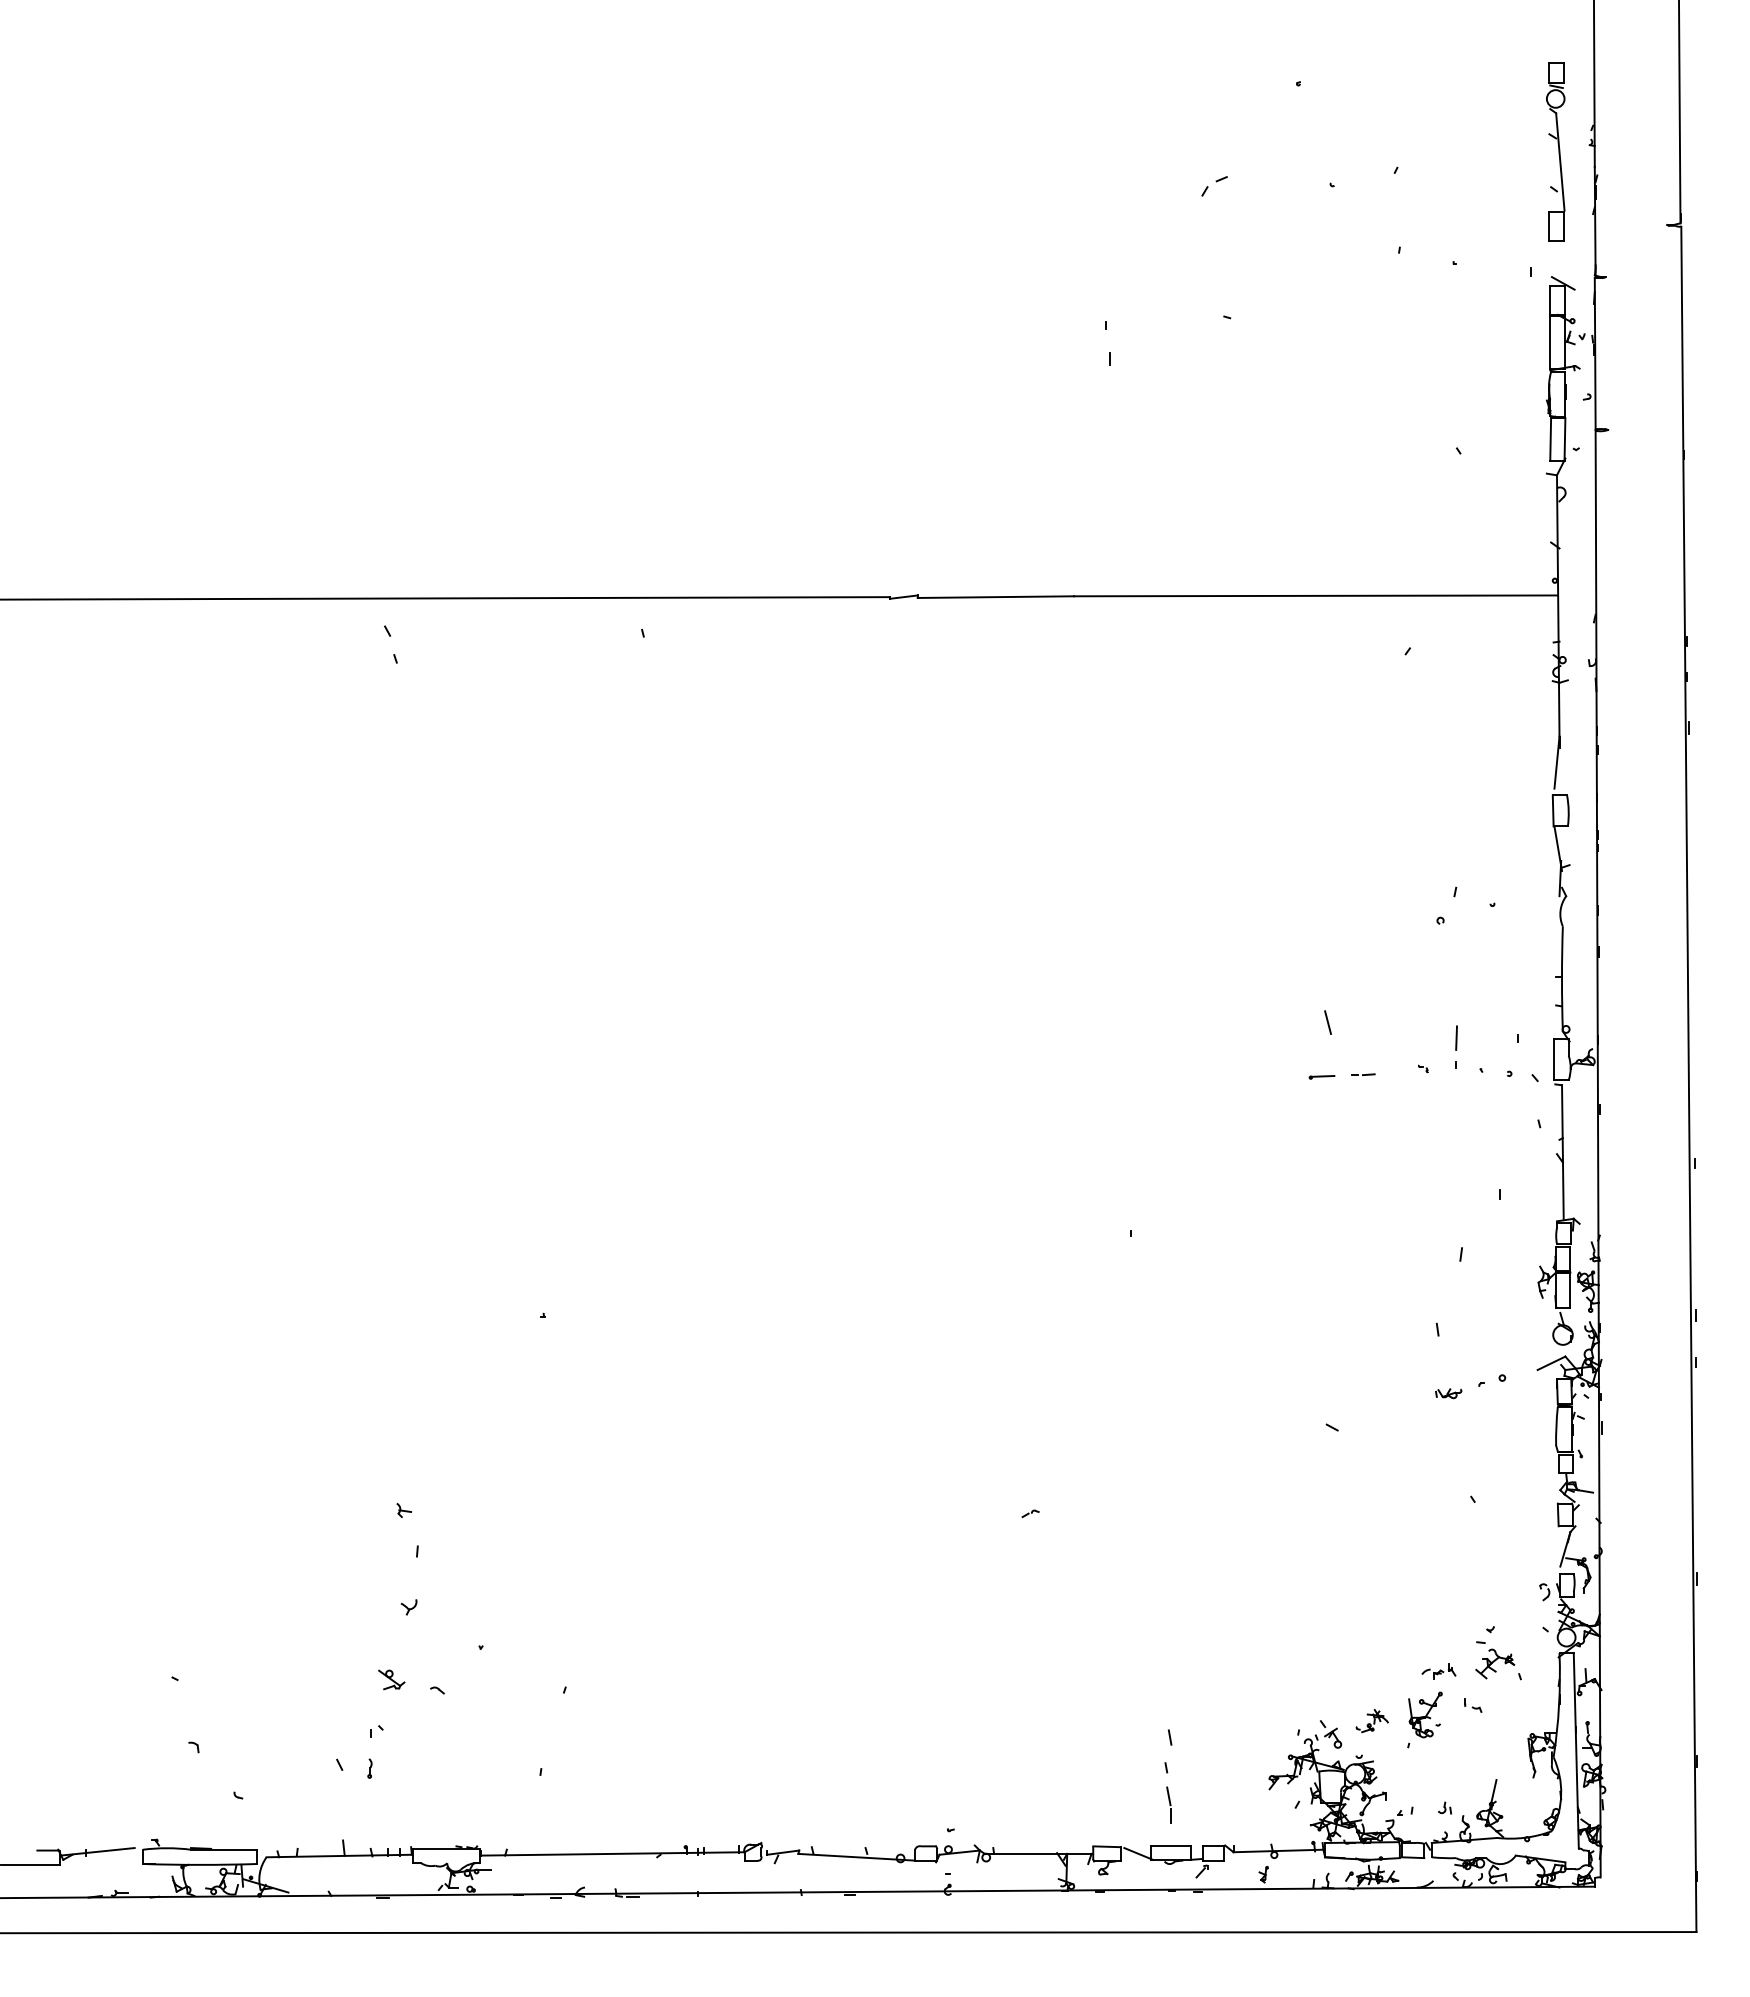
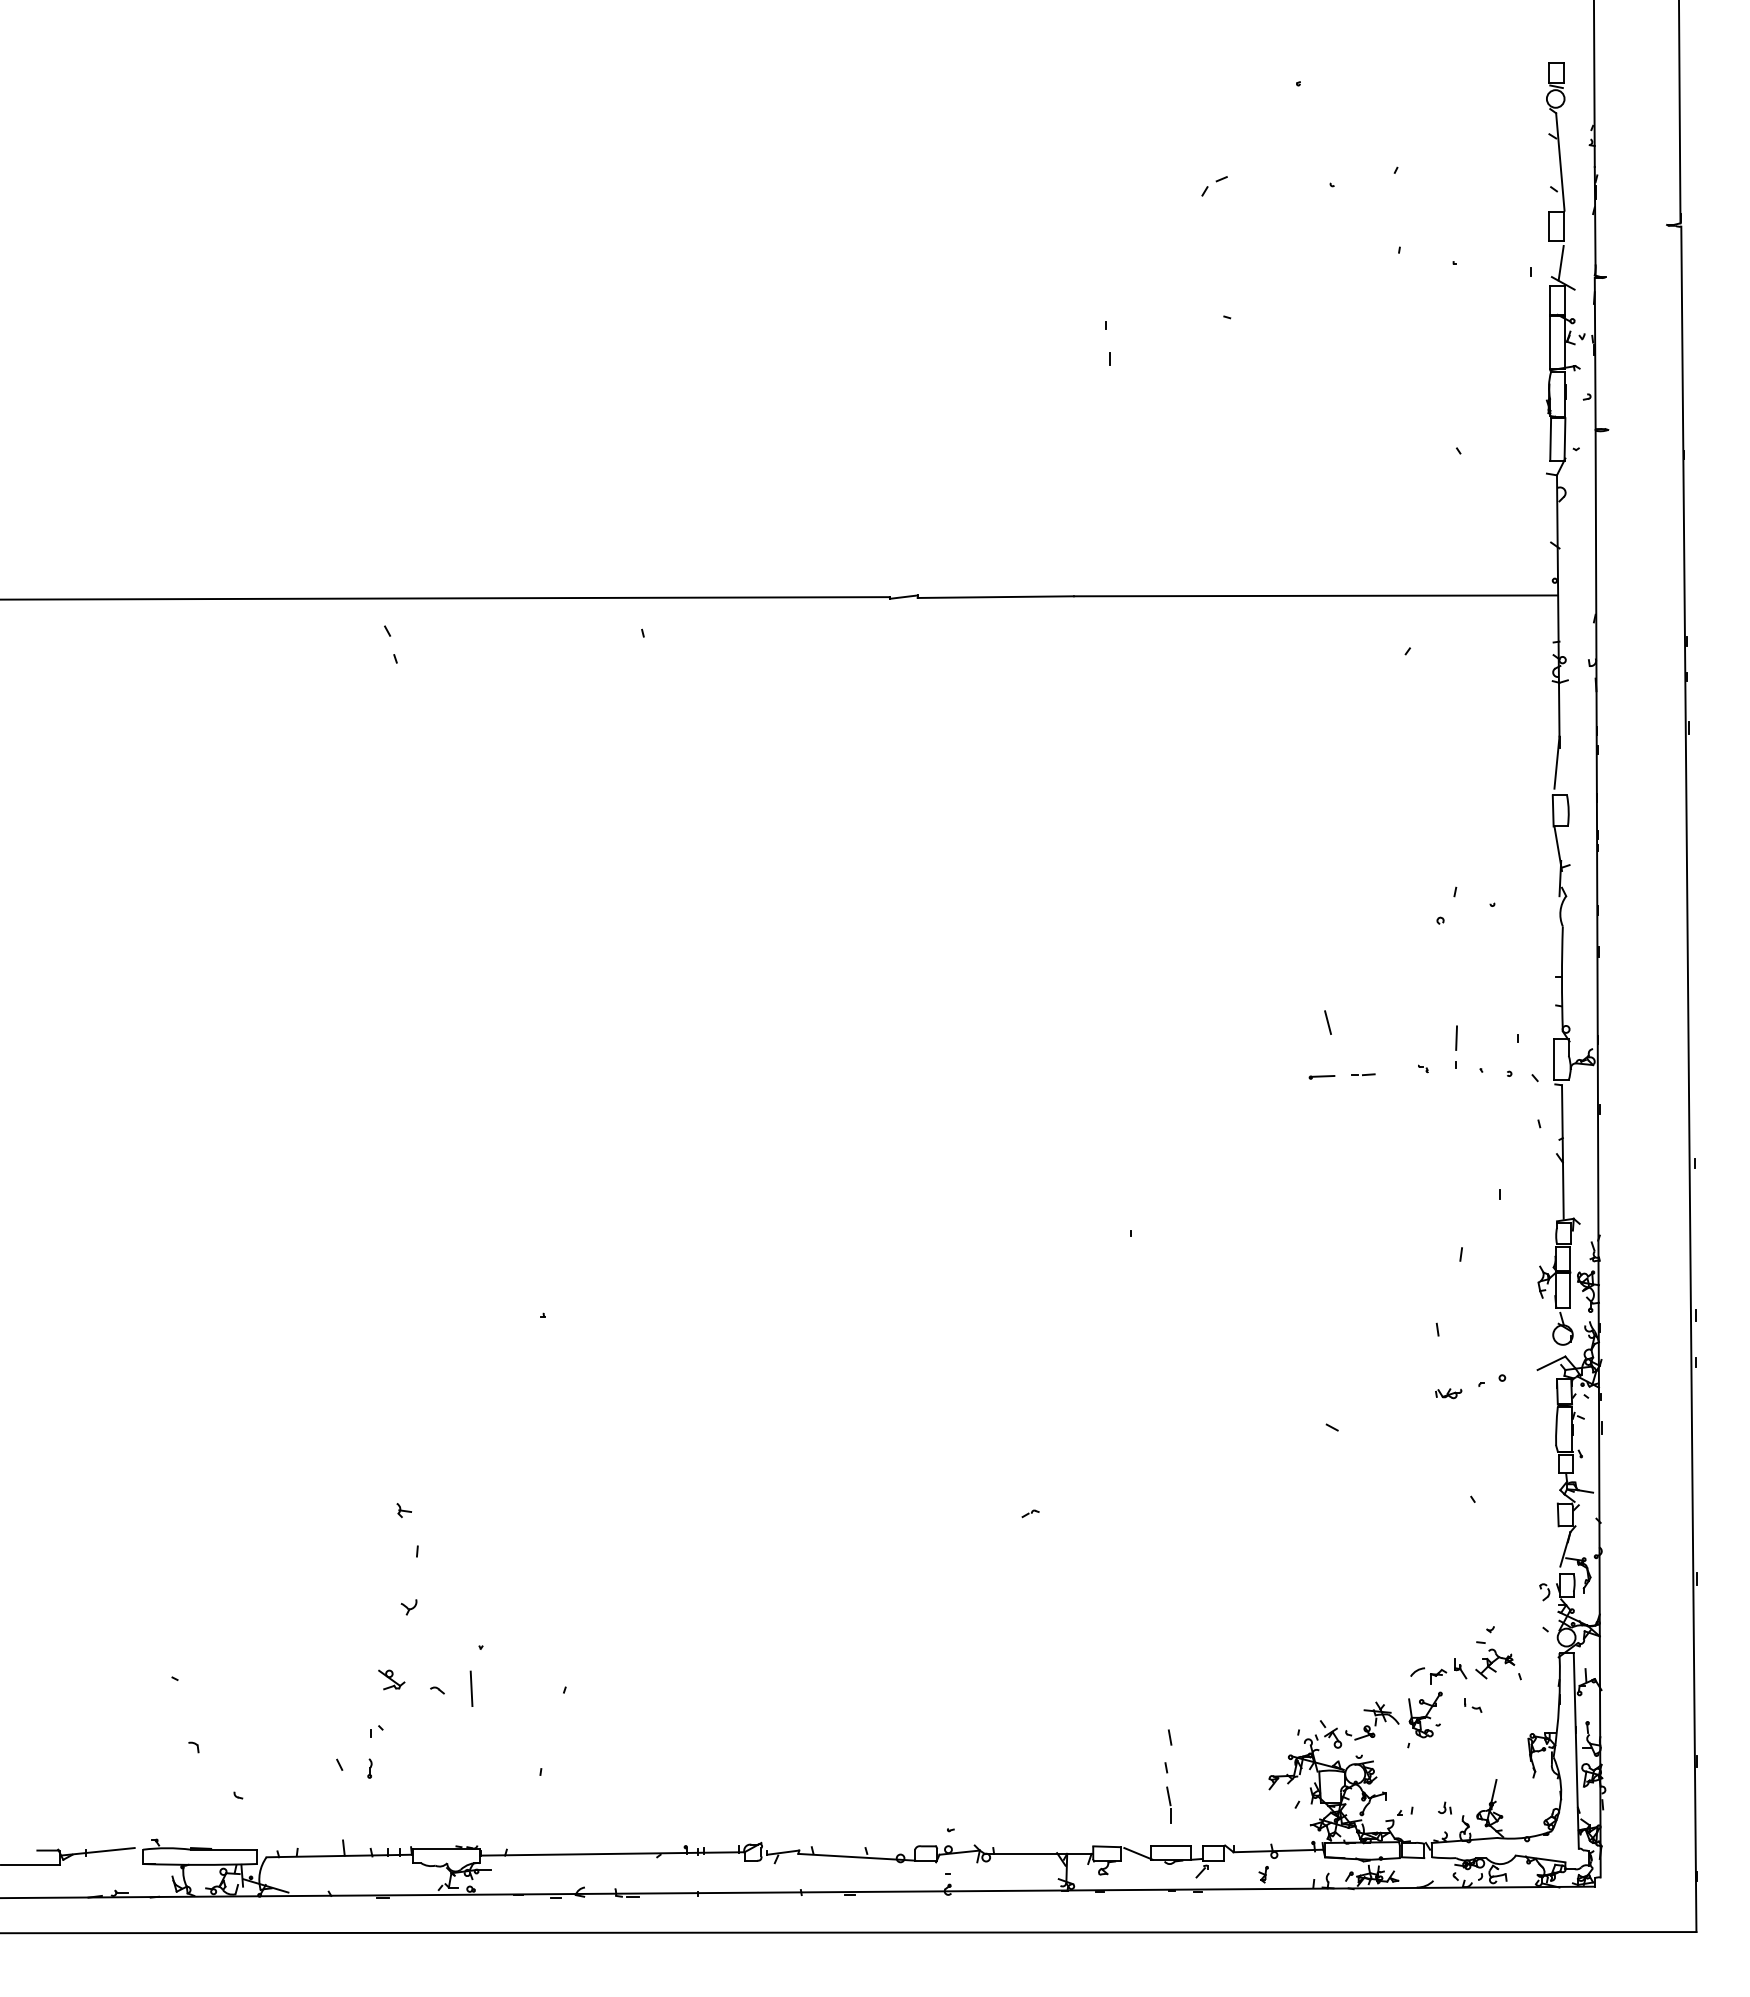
line: none -> present (1560, 262)
part size: 36x17 px -> 58x27 px (1438, 1671)
line: none -> present (471, 1688)
part size: 34x25 px -> 55x40 px (1372, 1720)
